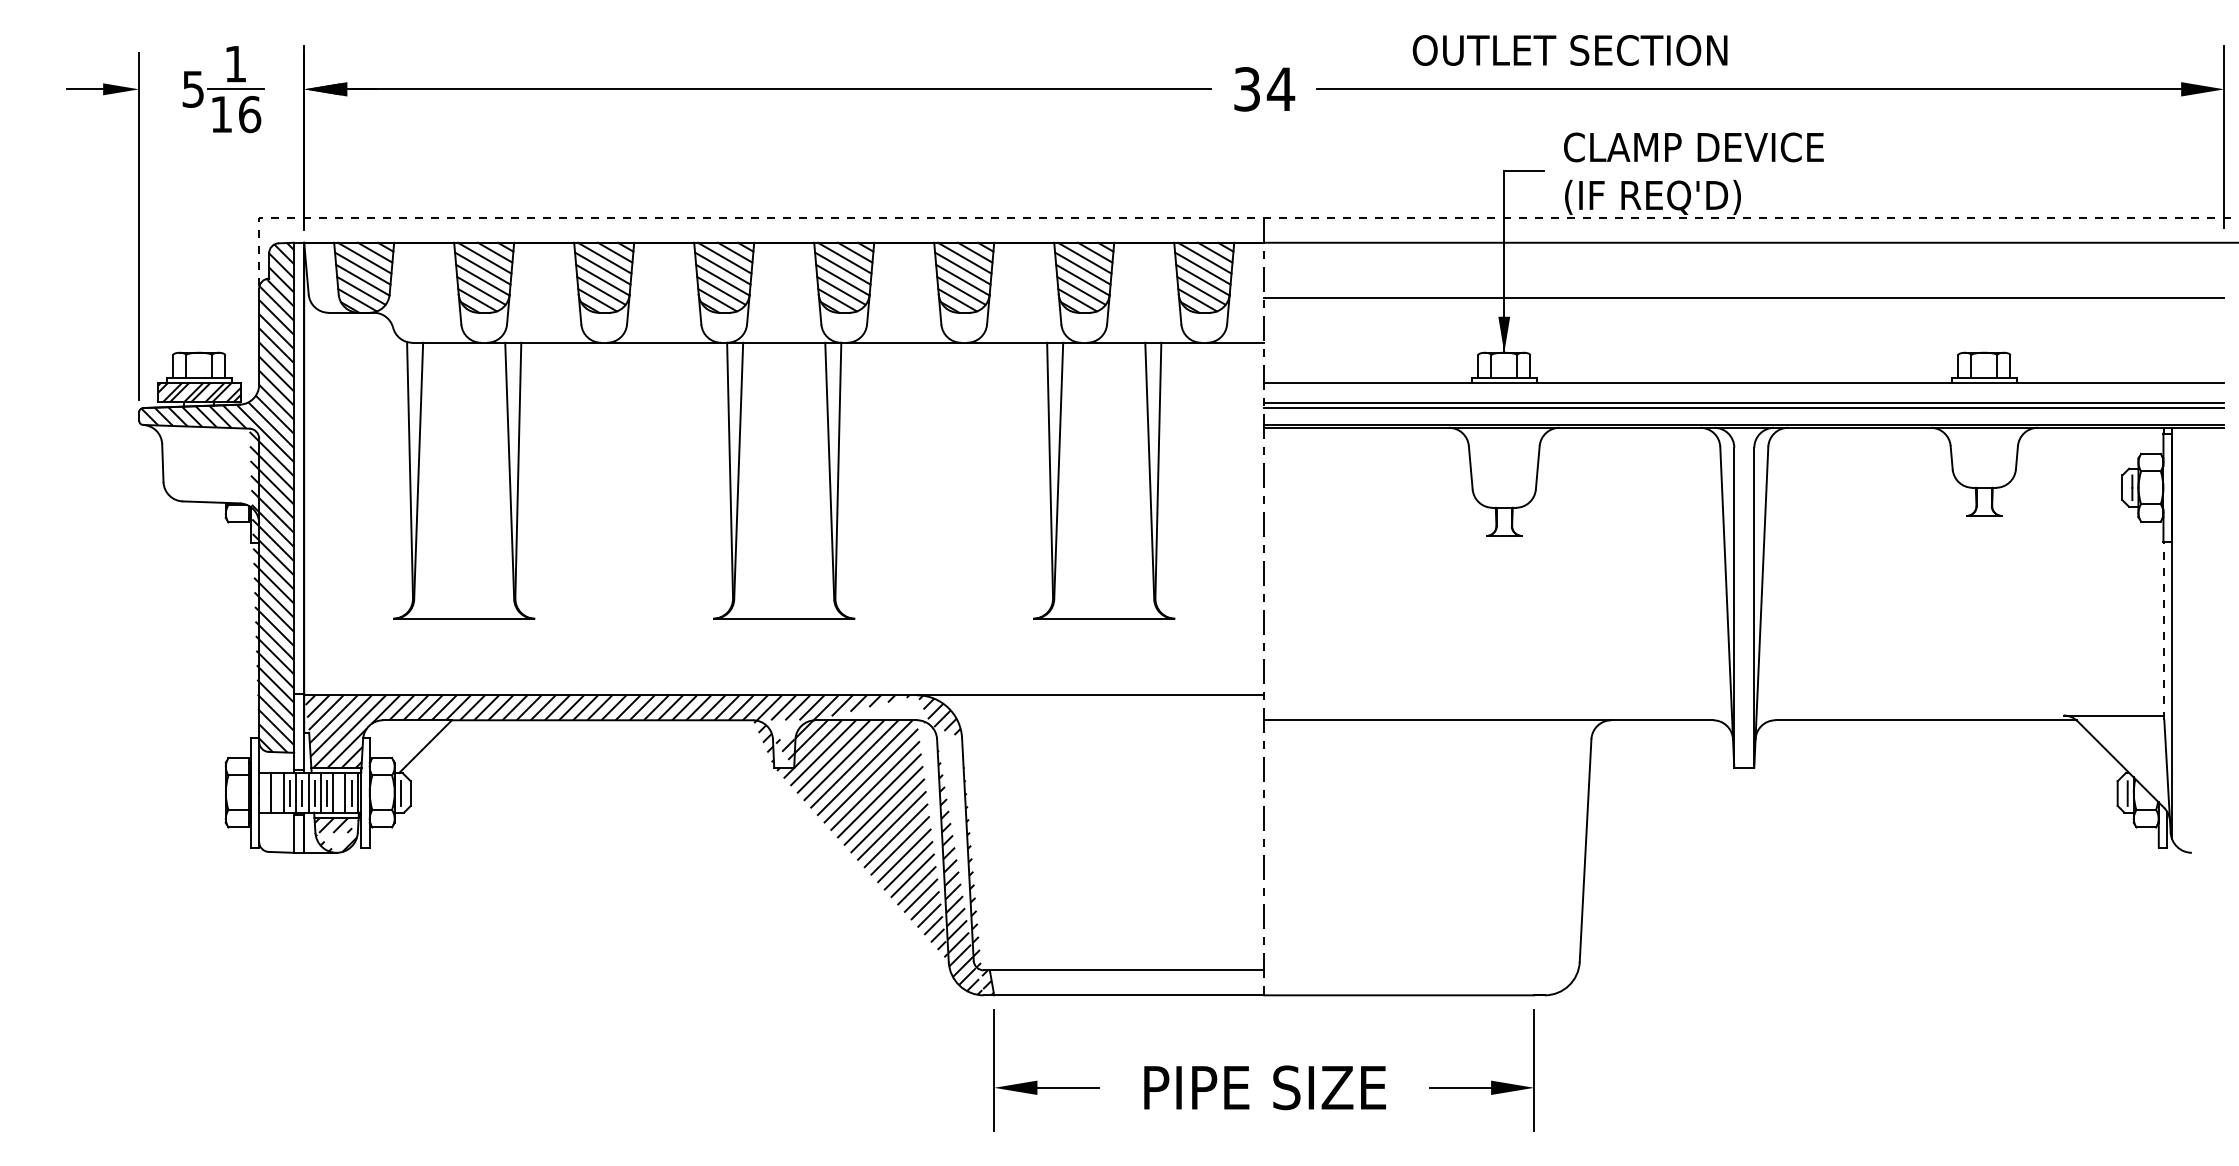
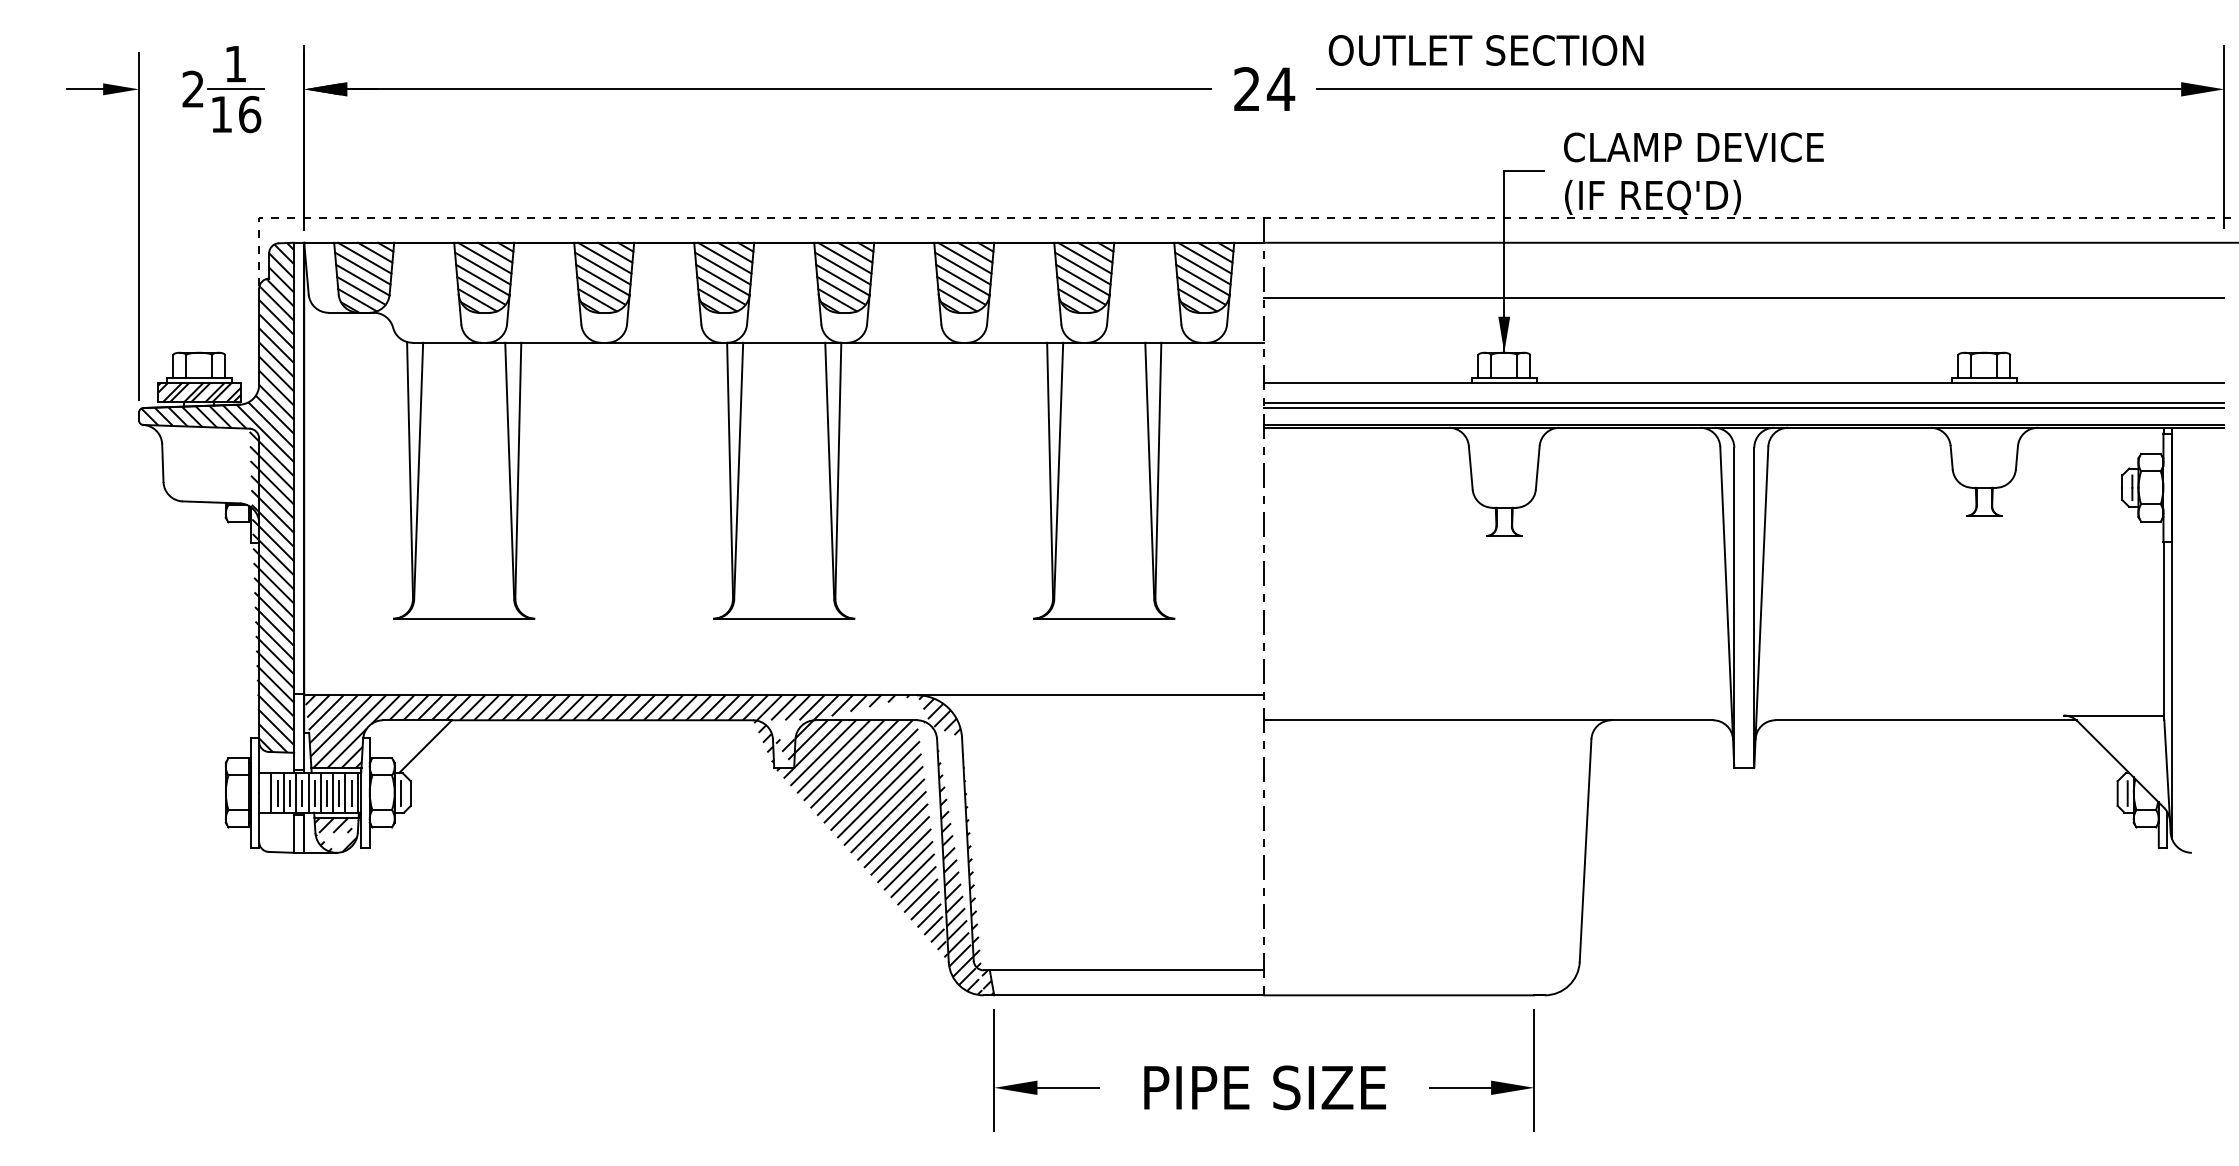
text position: (1569, 50) -> (1485, 50) (1485, 50)
text: 5 -> 2 (192, 88)
text: 34 -> 24 (1246, 89)
line: dashed -> solid (2164, 630)
line: none -> present (277, 793)
line: none -> present (339, 793)
